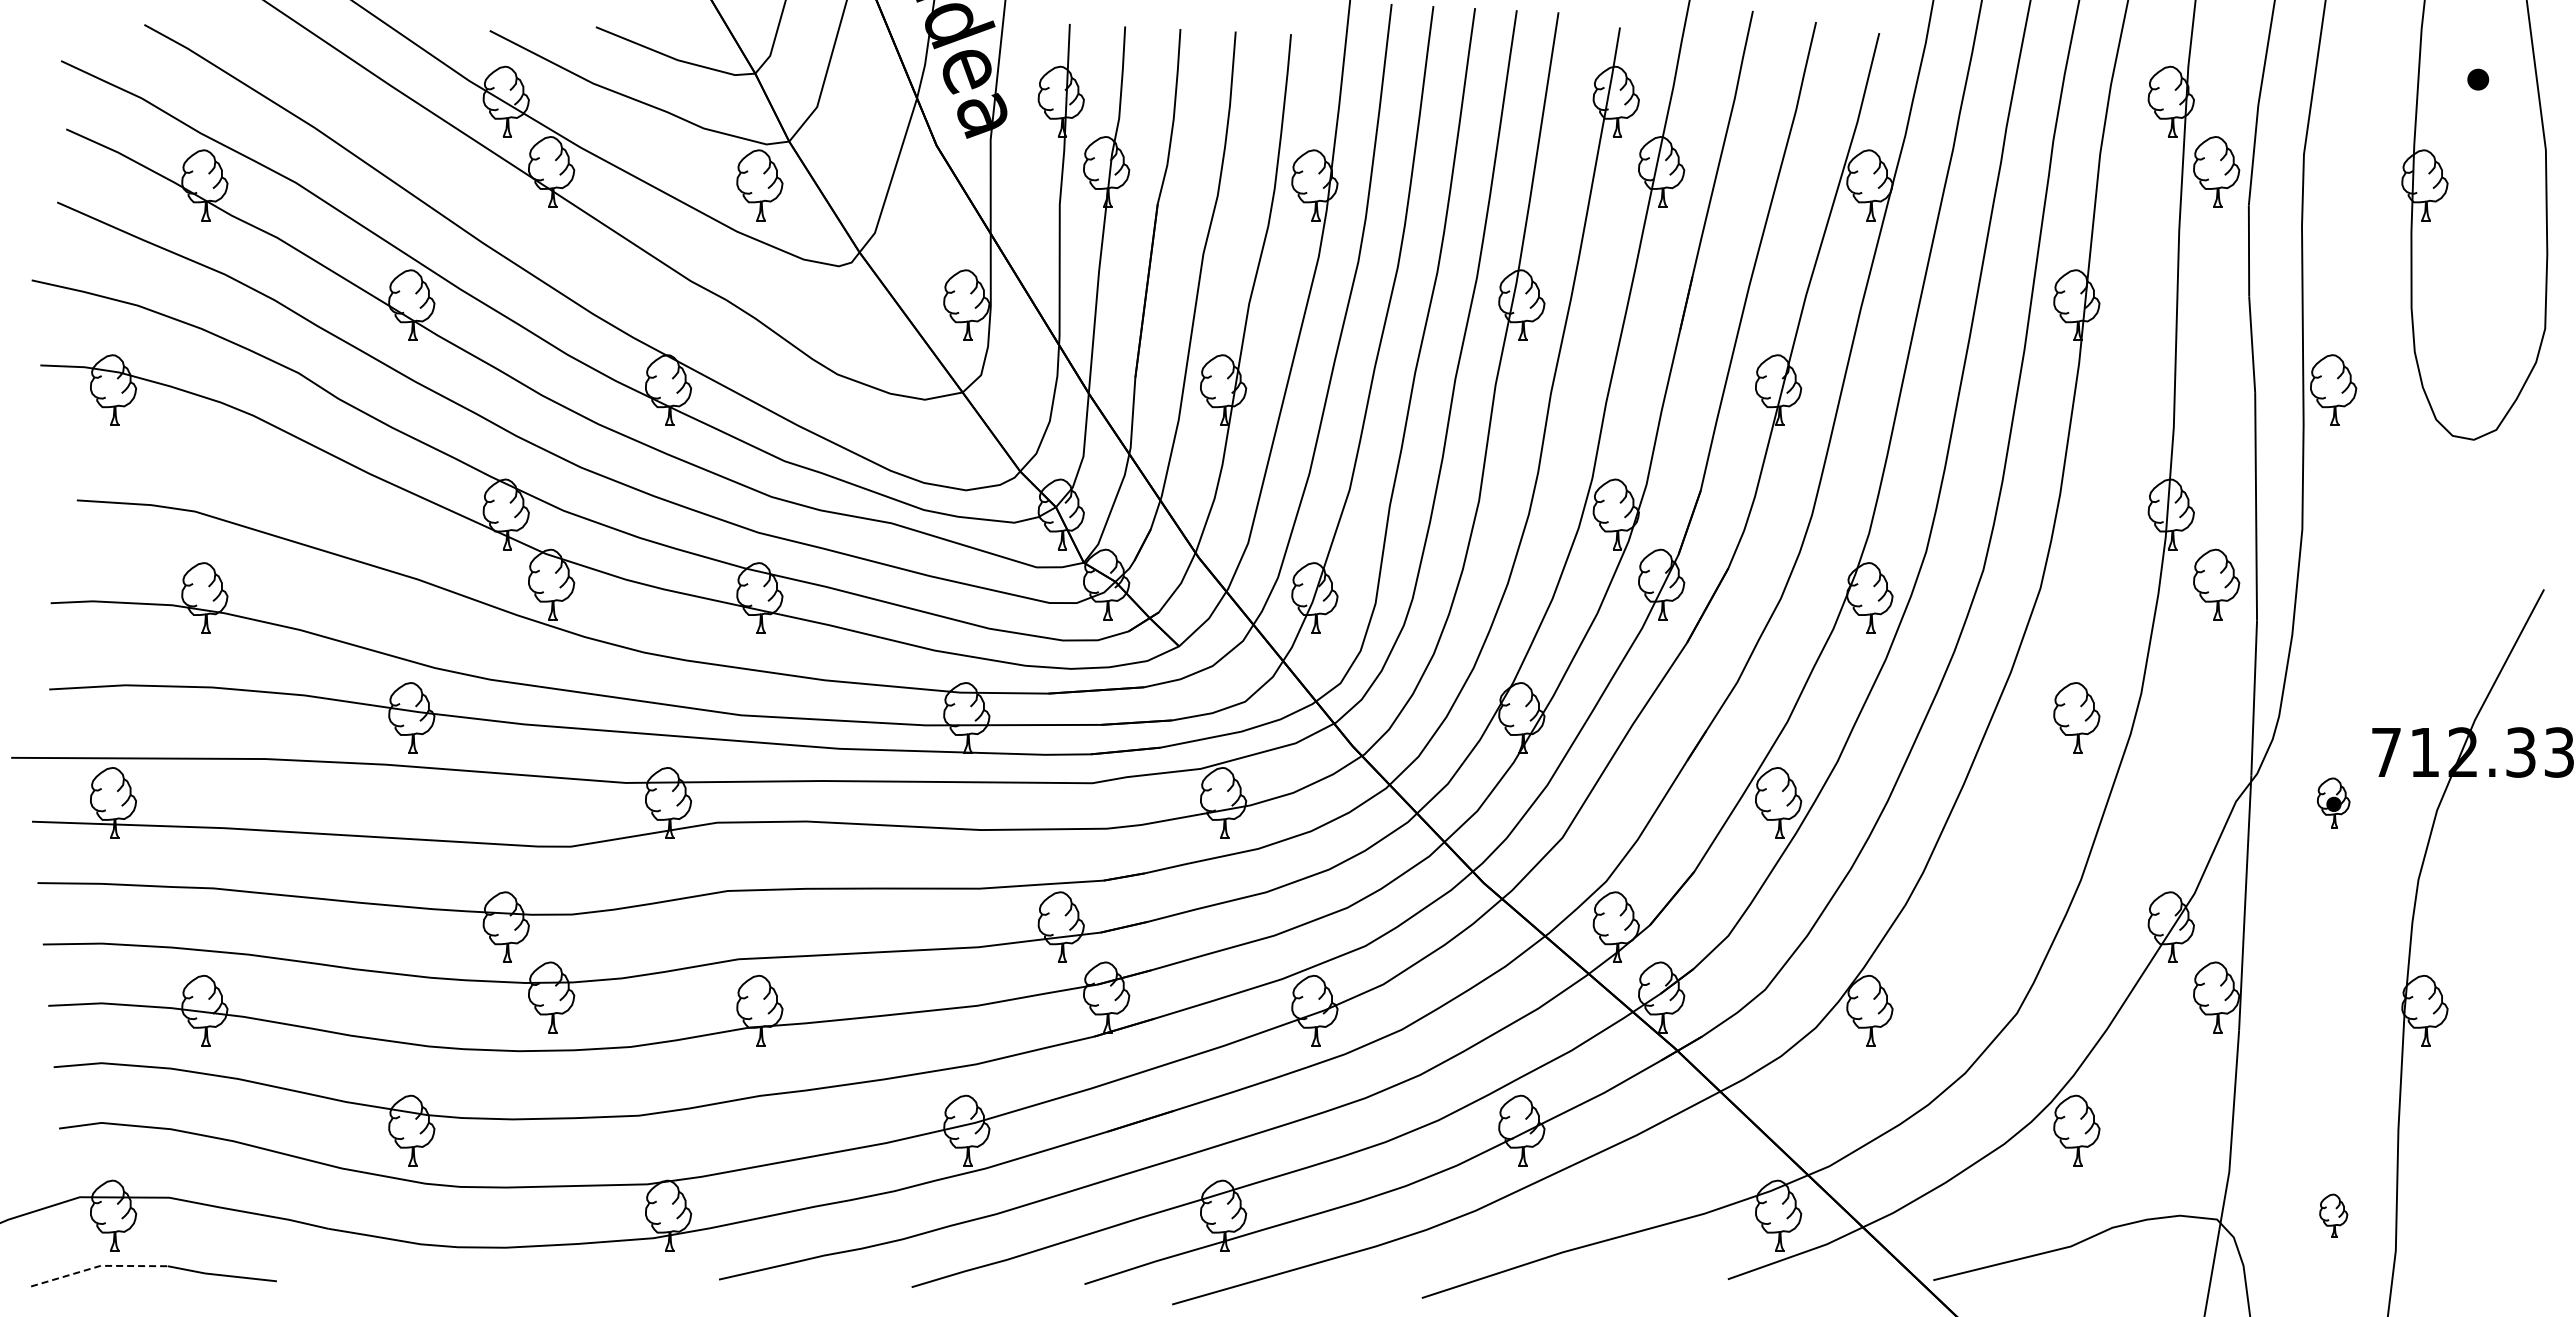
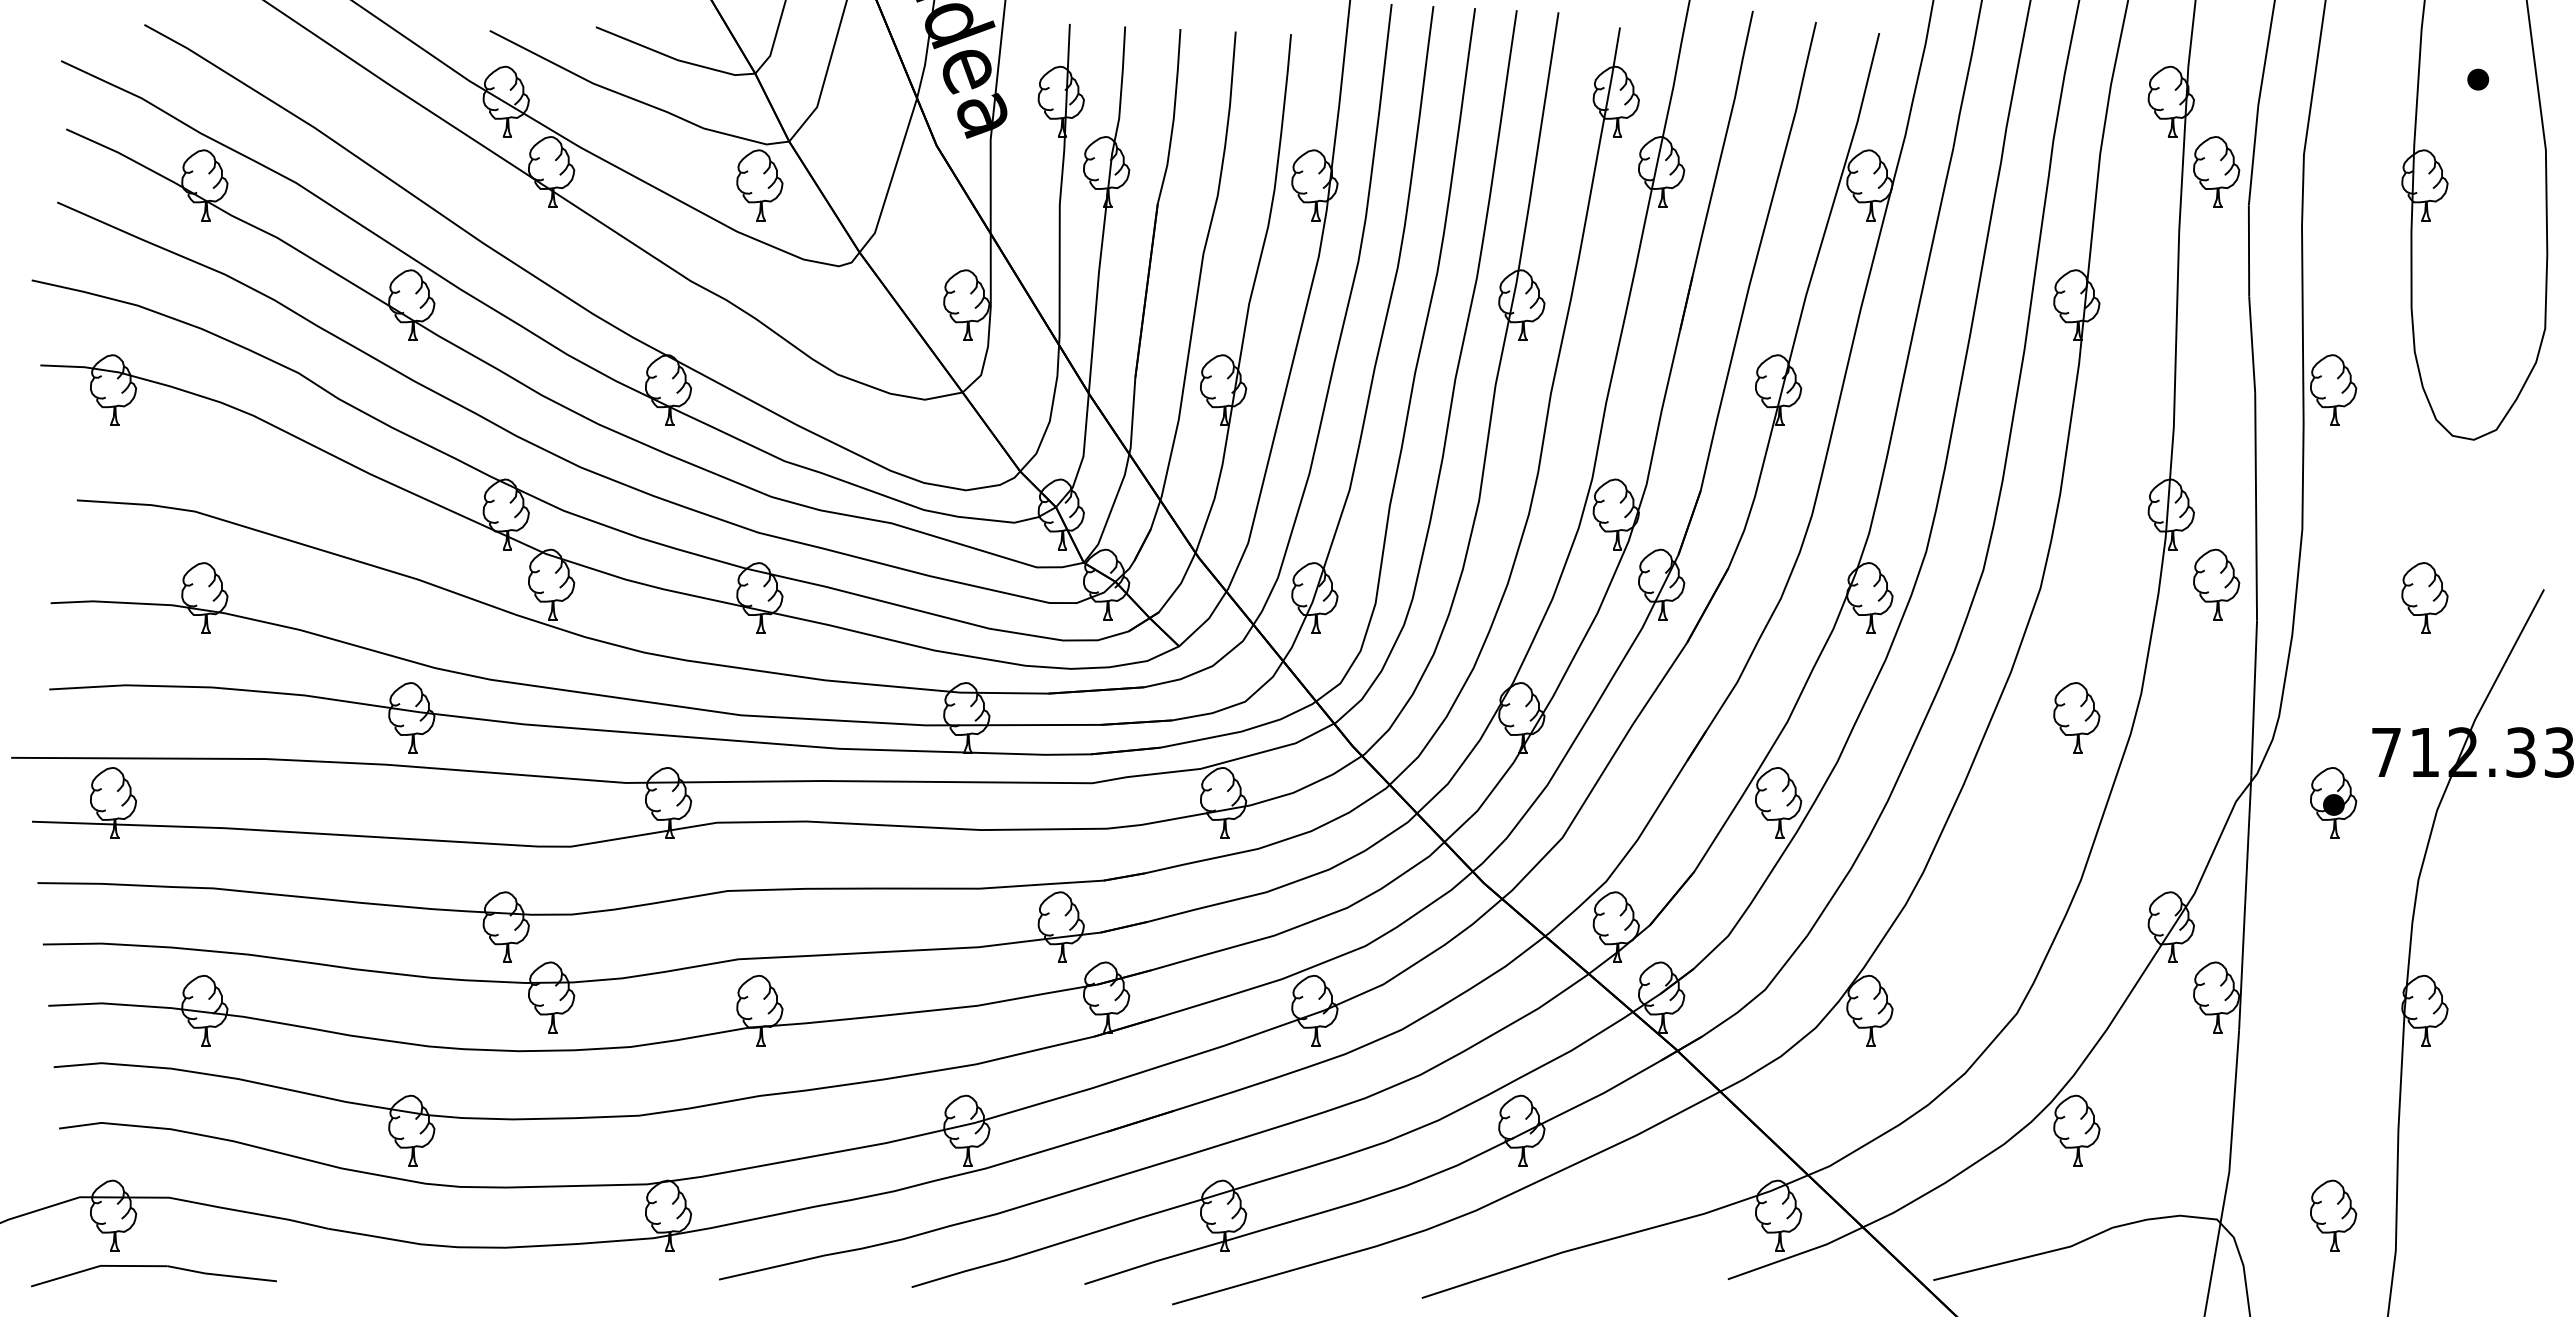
part: none -> present (2424, 597)
part size: 34x52 px -> 48x72 px (2333, 802)
part size: 30x45 px -> 48x73 px (2333, 1215)
line: dashed -> solid (98, 1266)
